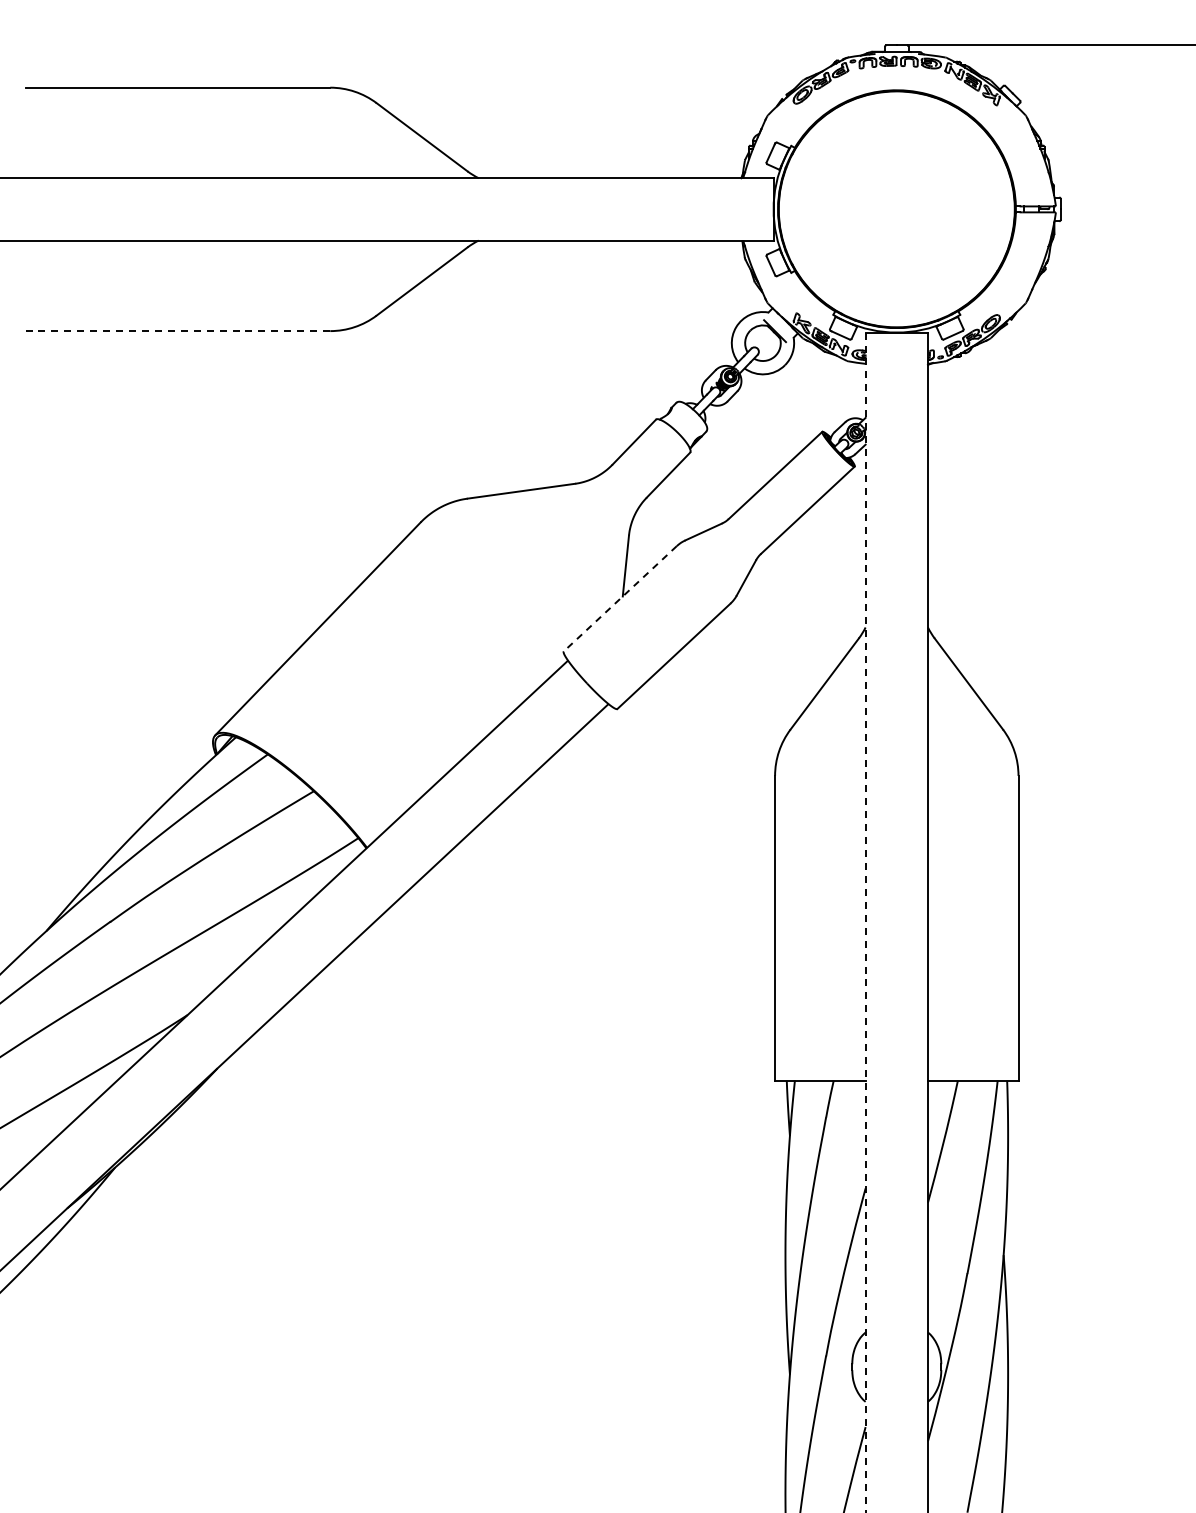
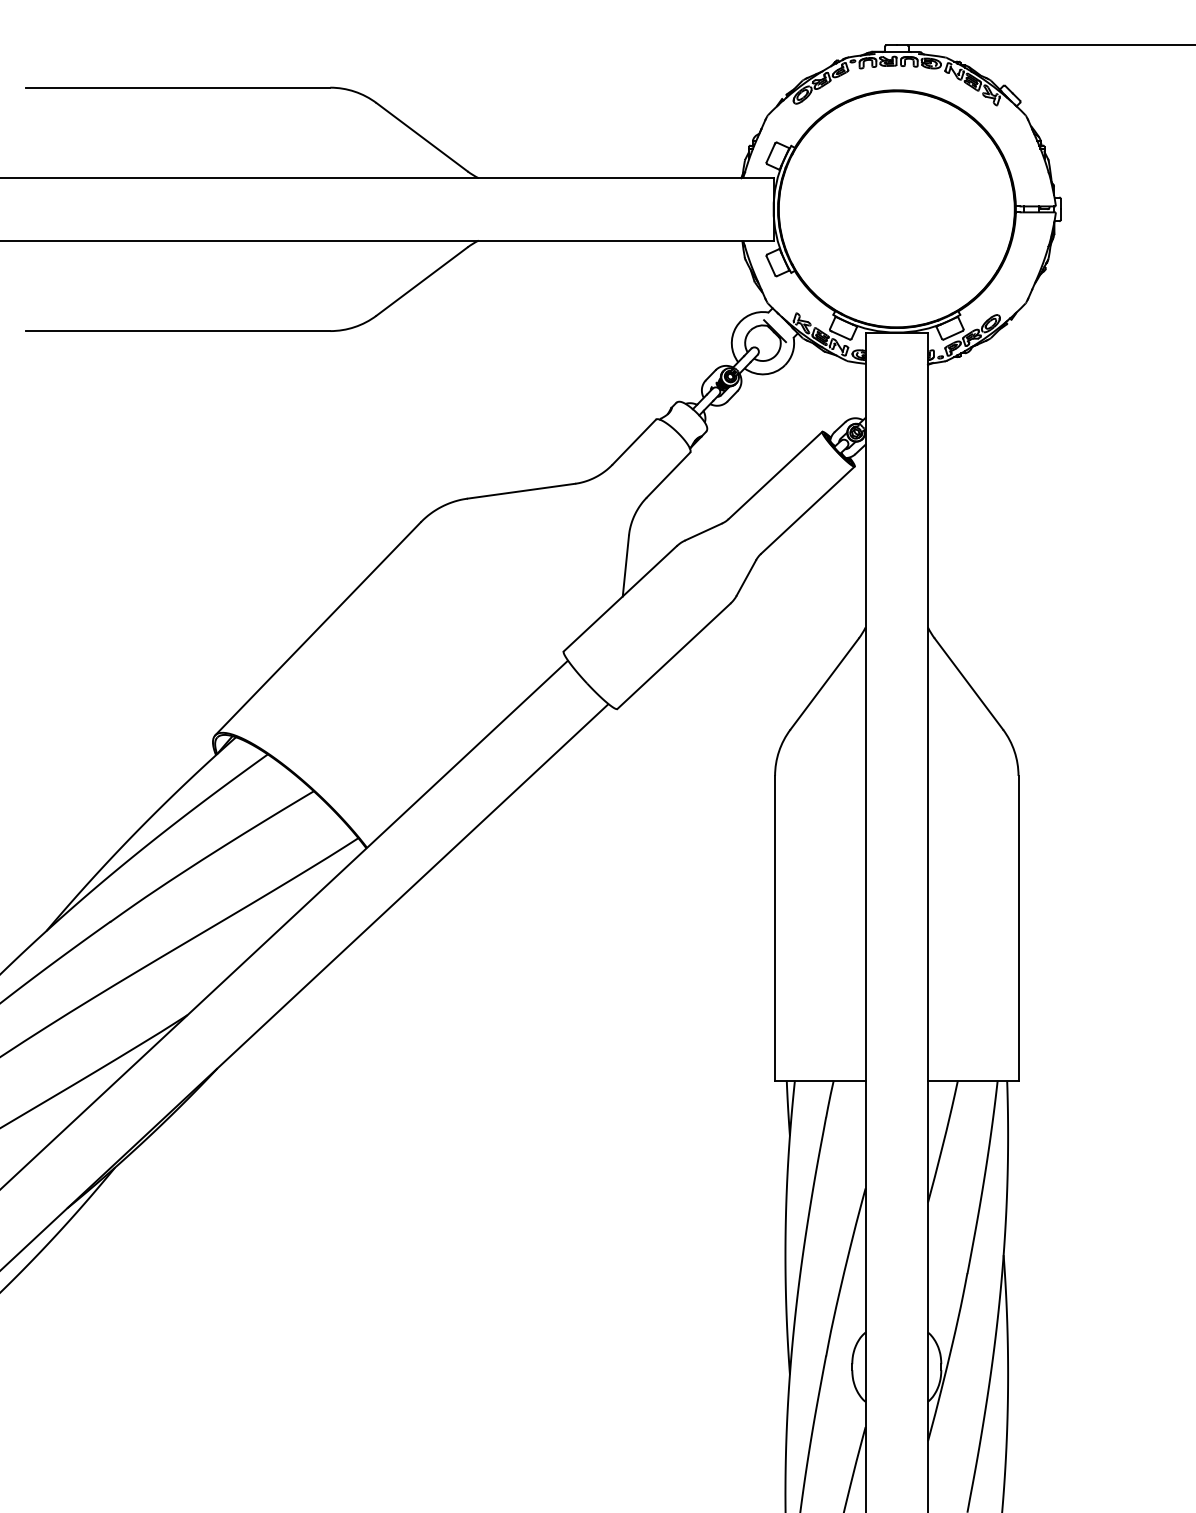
line: dashed -> solid (178, 331)
line: dashed -> solid (619, 599)
line: dashed -> solid (865, 922)
